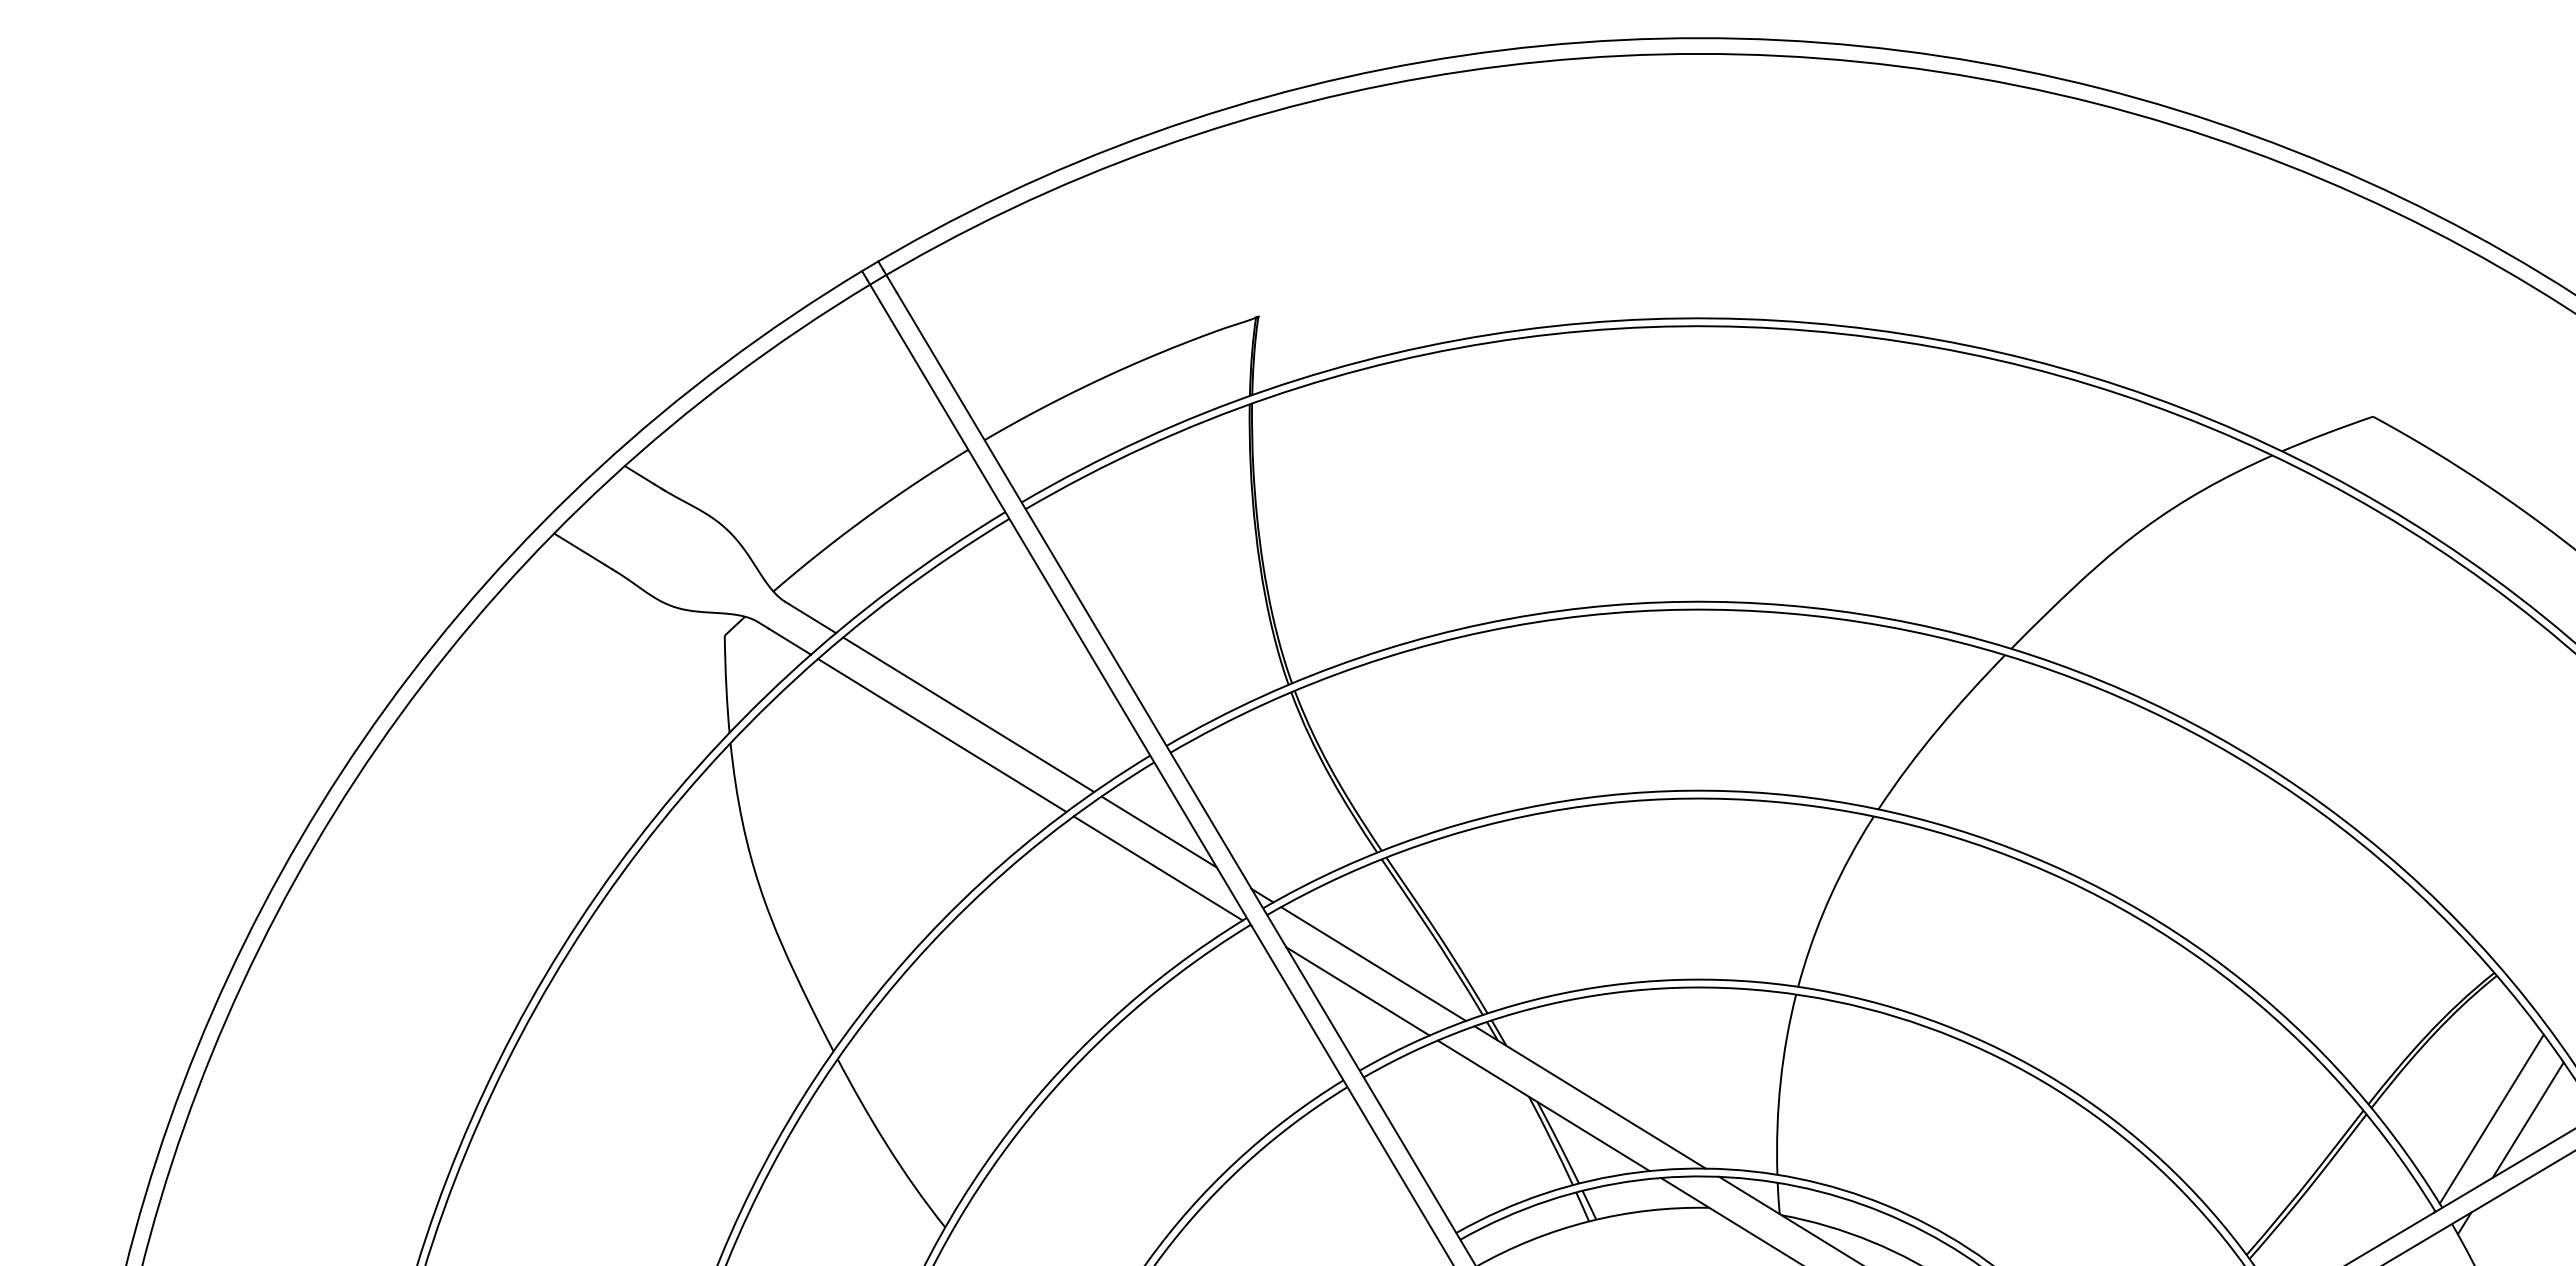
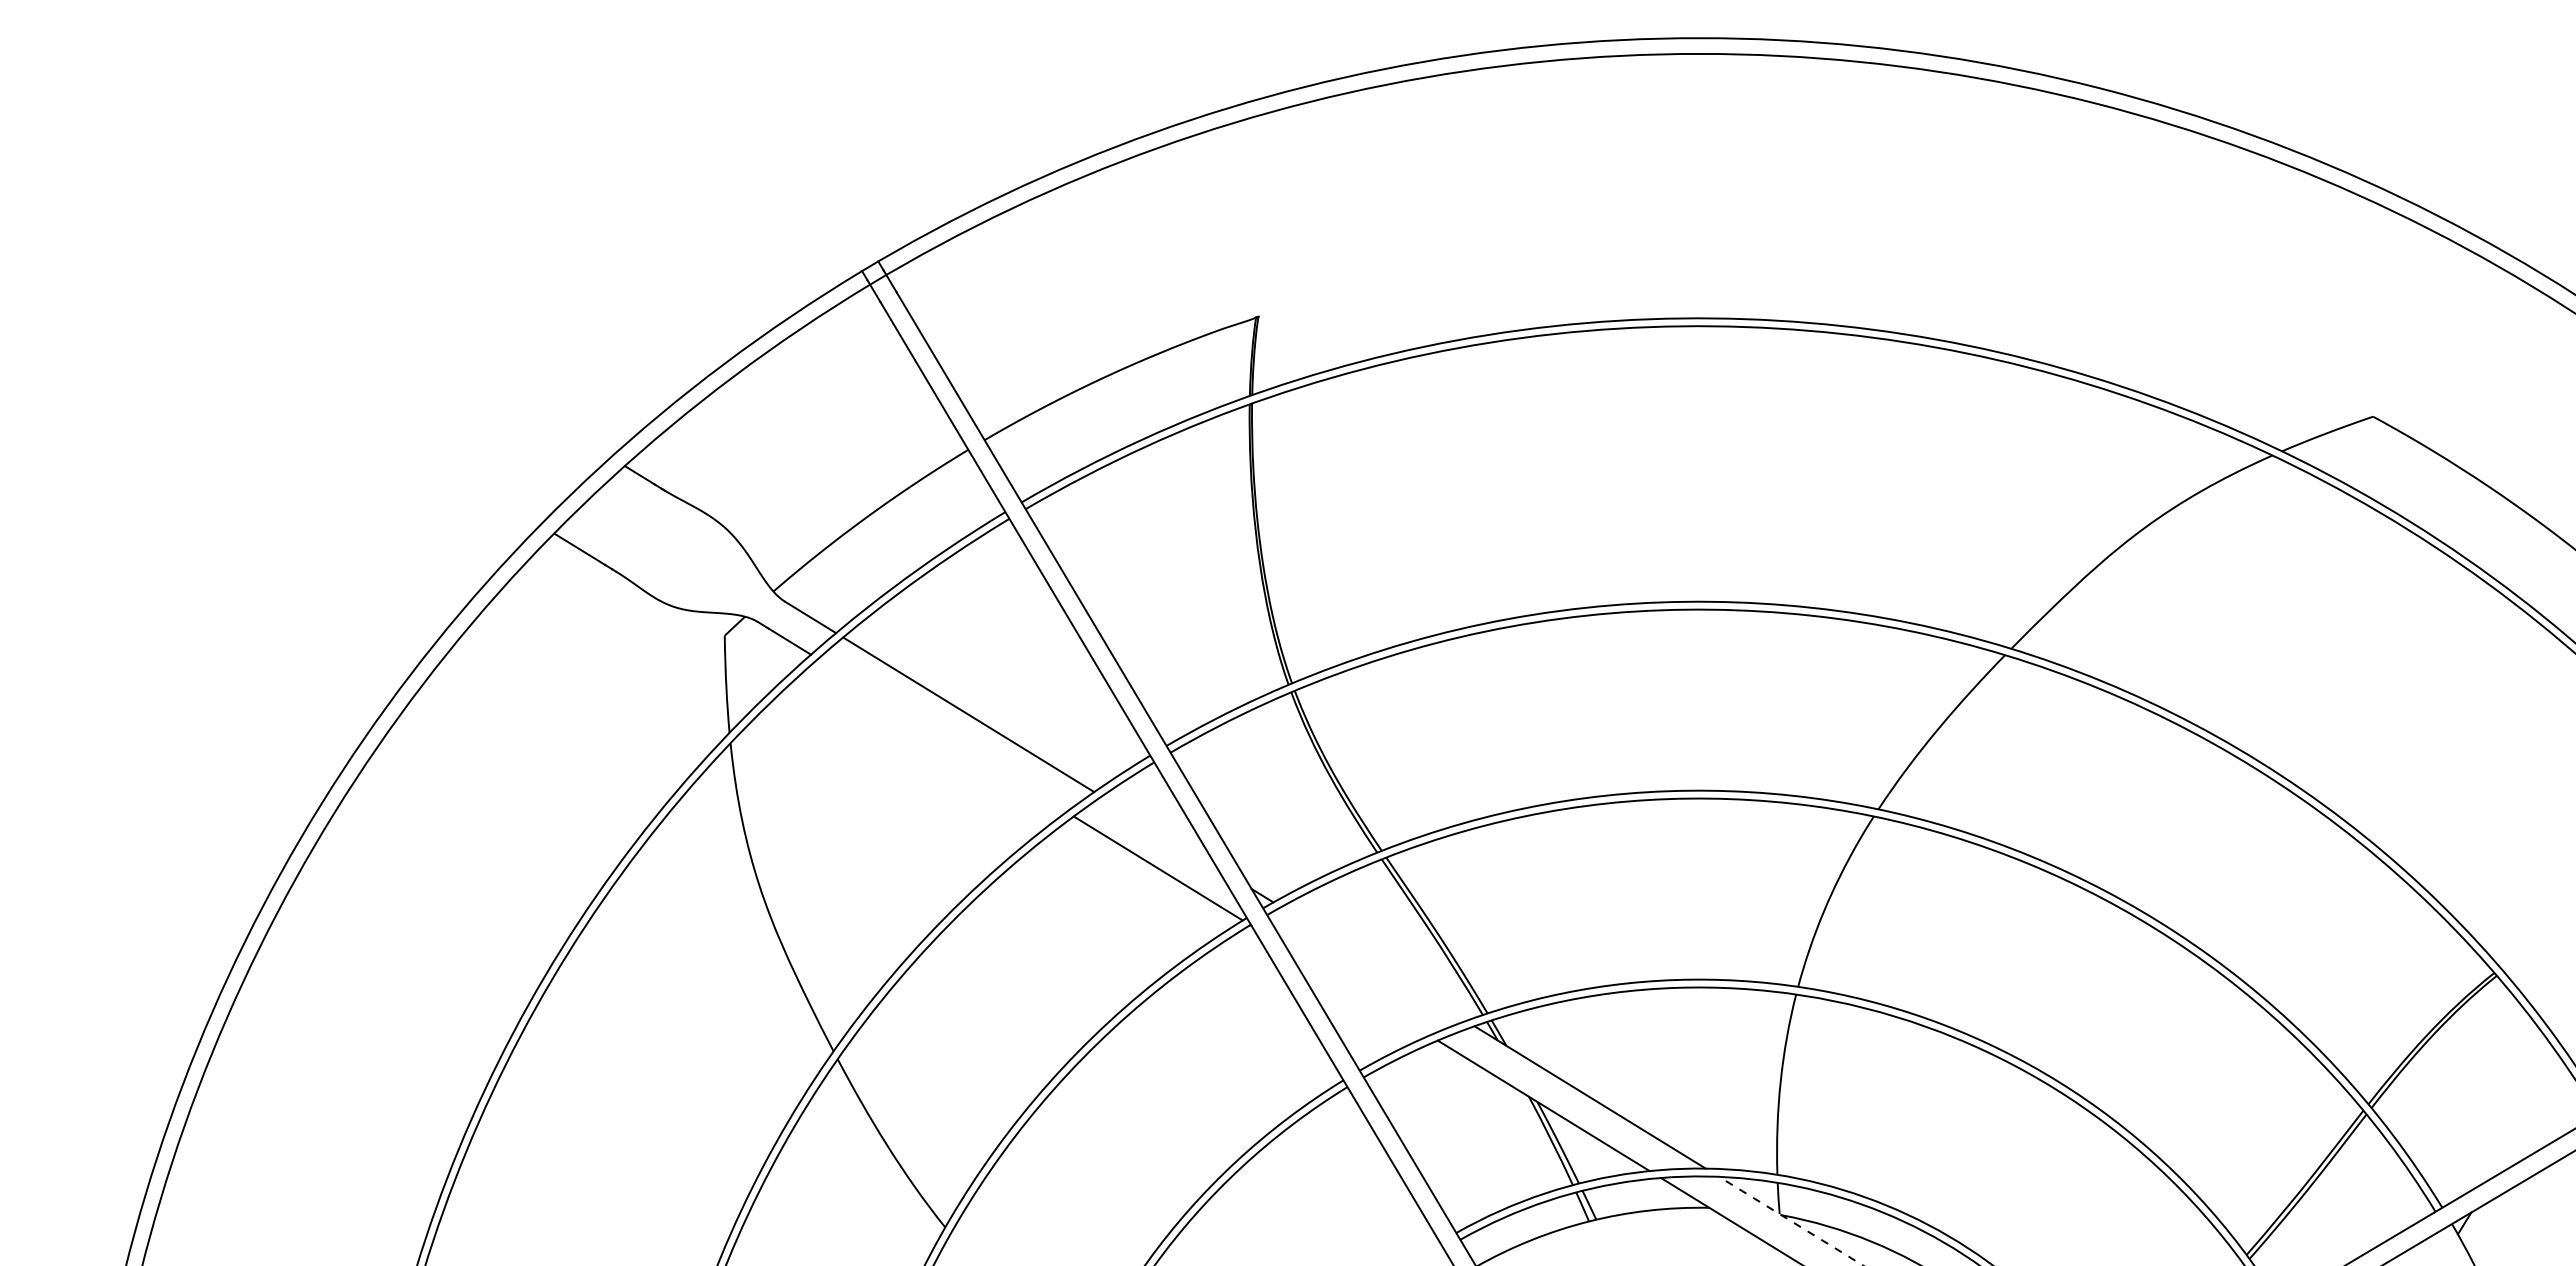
line: present -> none (942, 735)
line: present -> none (1158, 831)
line: present -> none (1373, 964)
line: present -> none (1357, 991)
line: present -> none (2491, 1118)
line: present -> none (2527, 1119)
line: solid -> dashed (1791, 1221)
